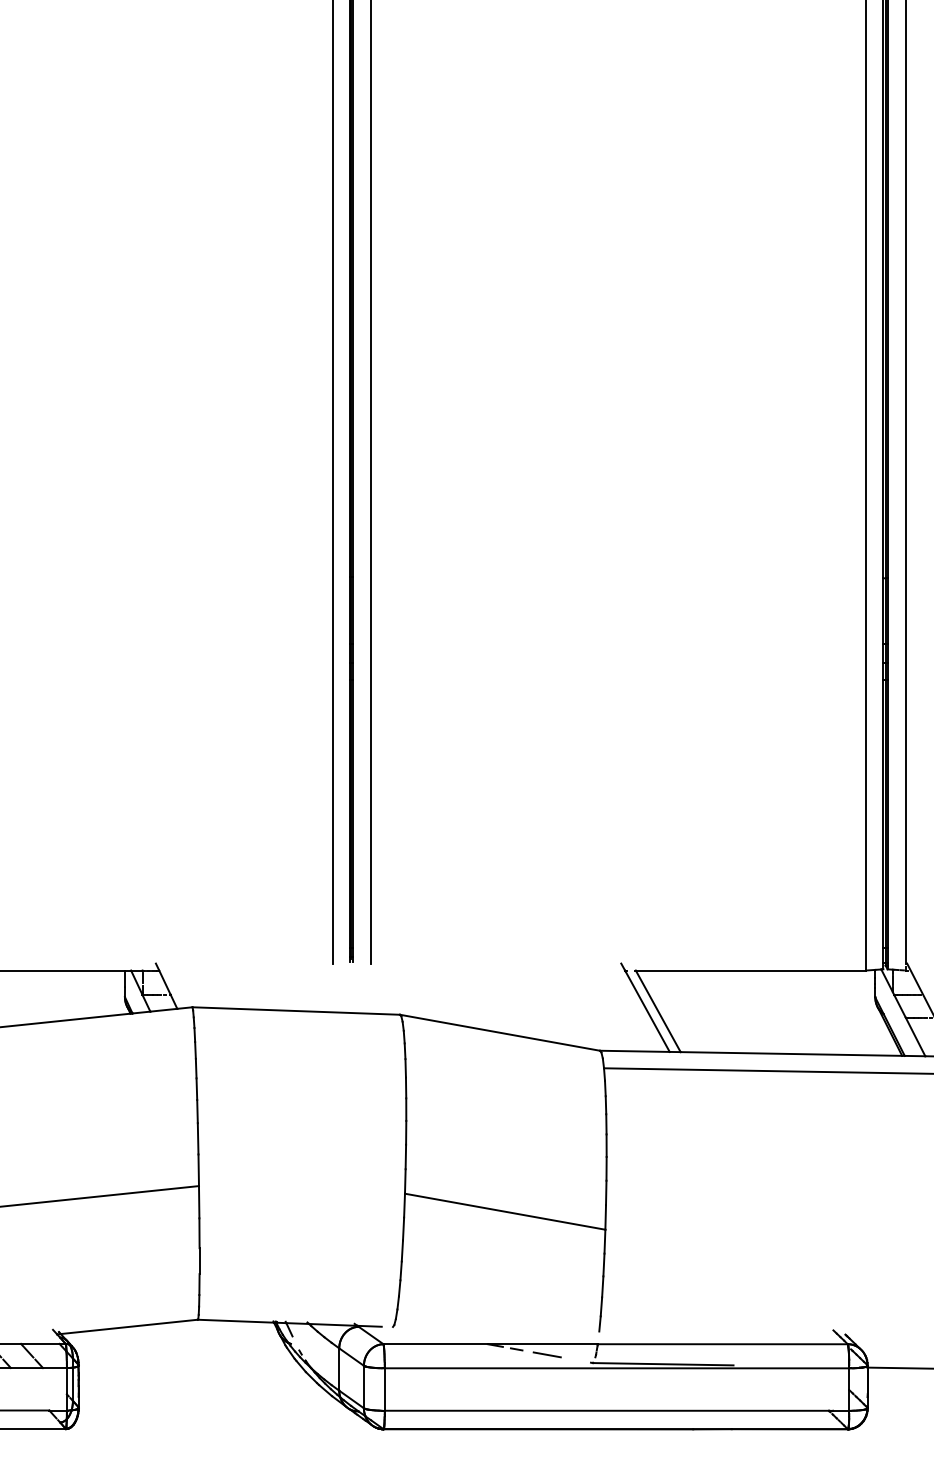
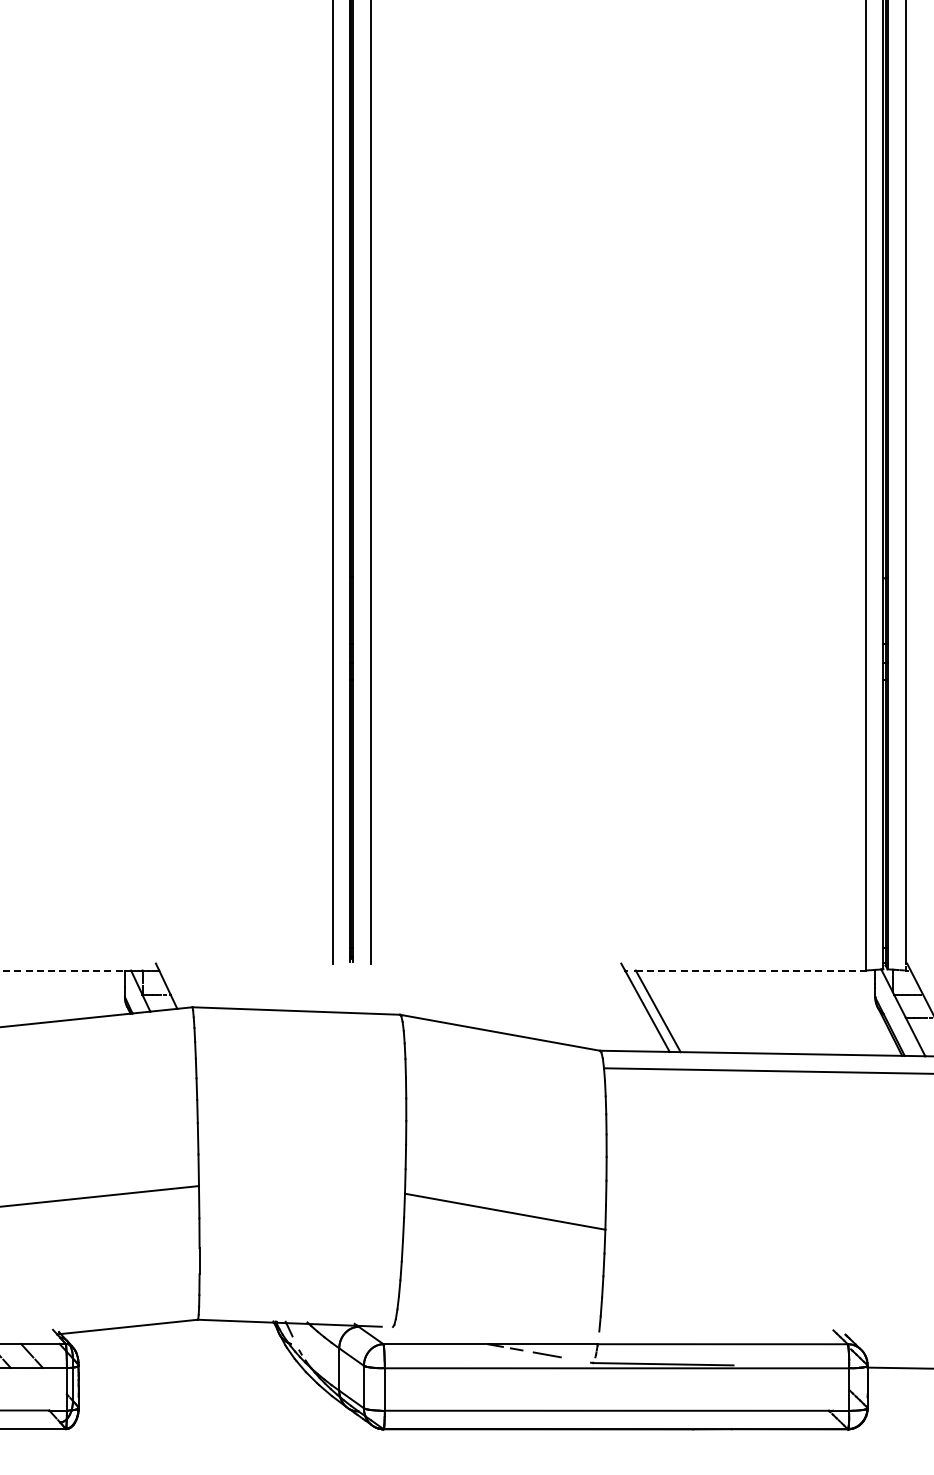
line: solid -> dashed (63, 970)
line: solid -> dashed (751, 970)
